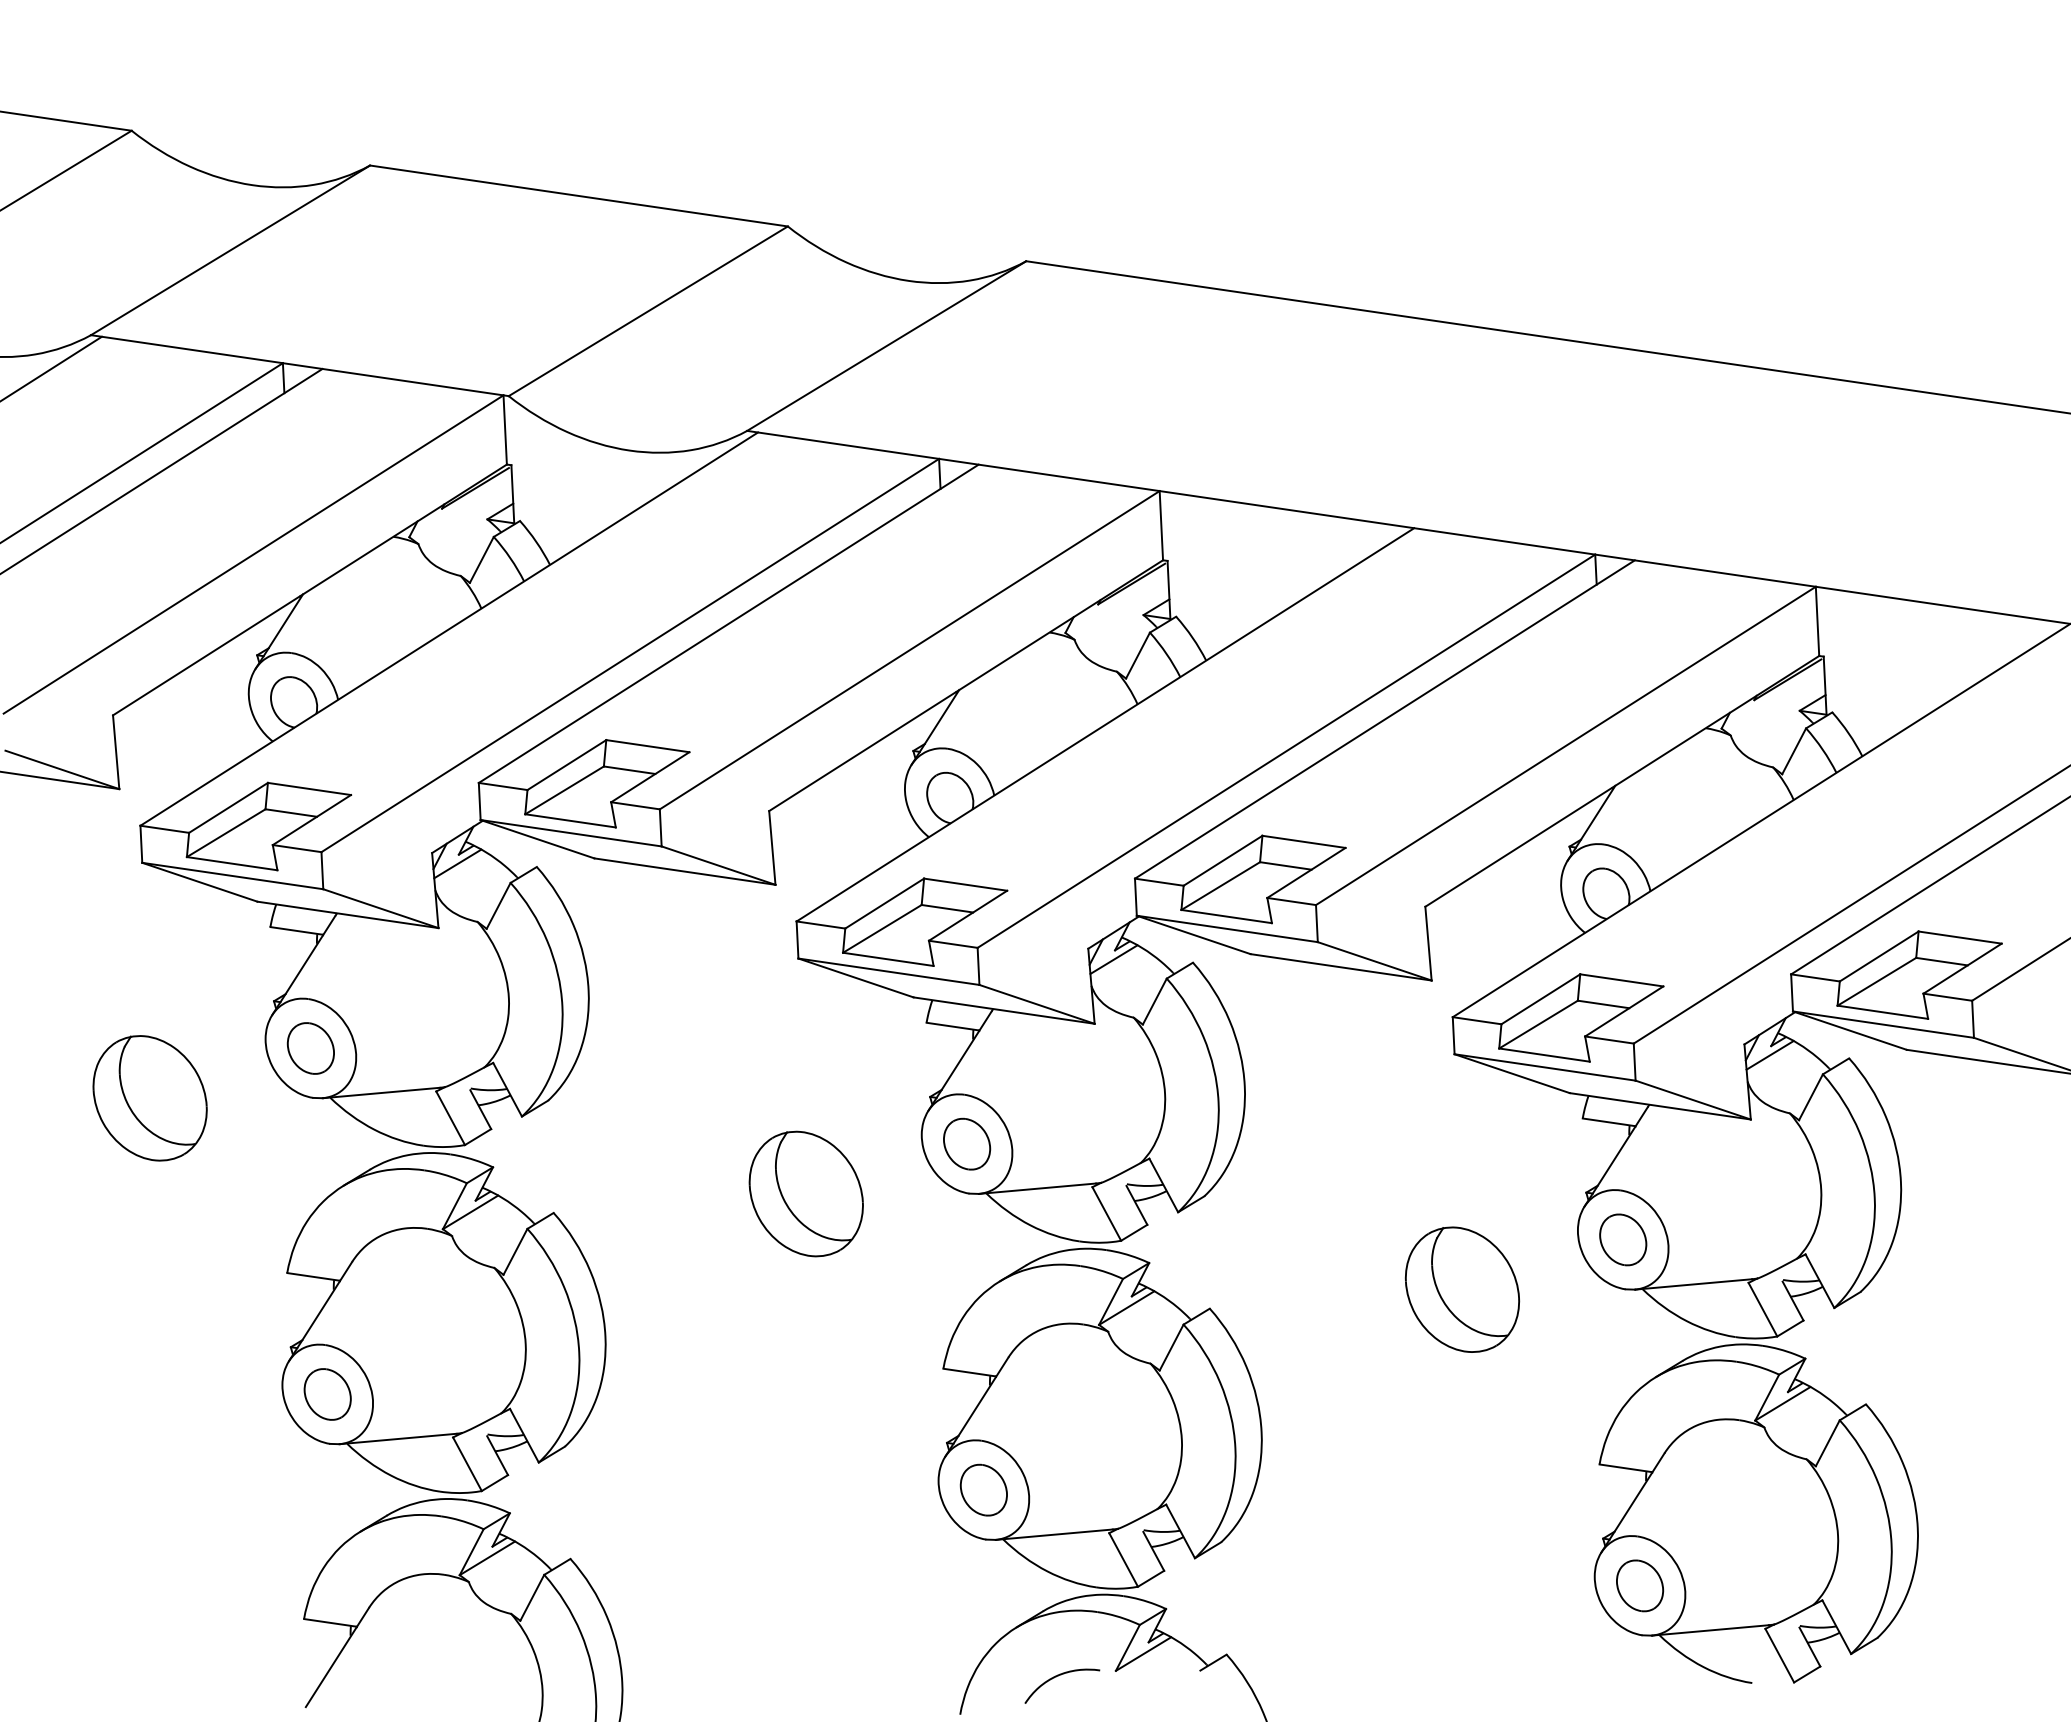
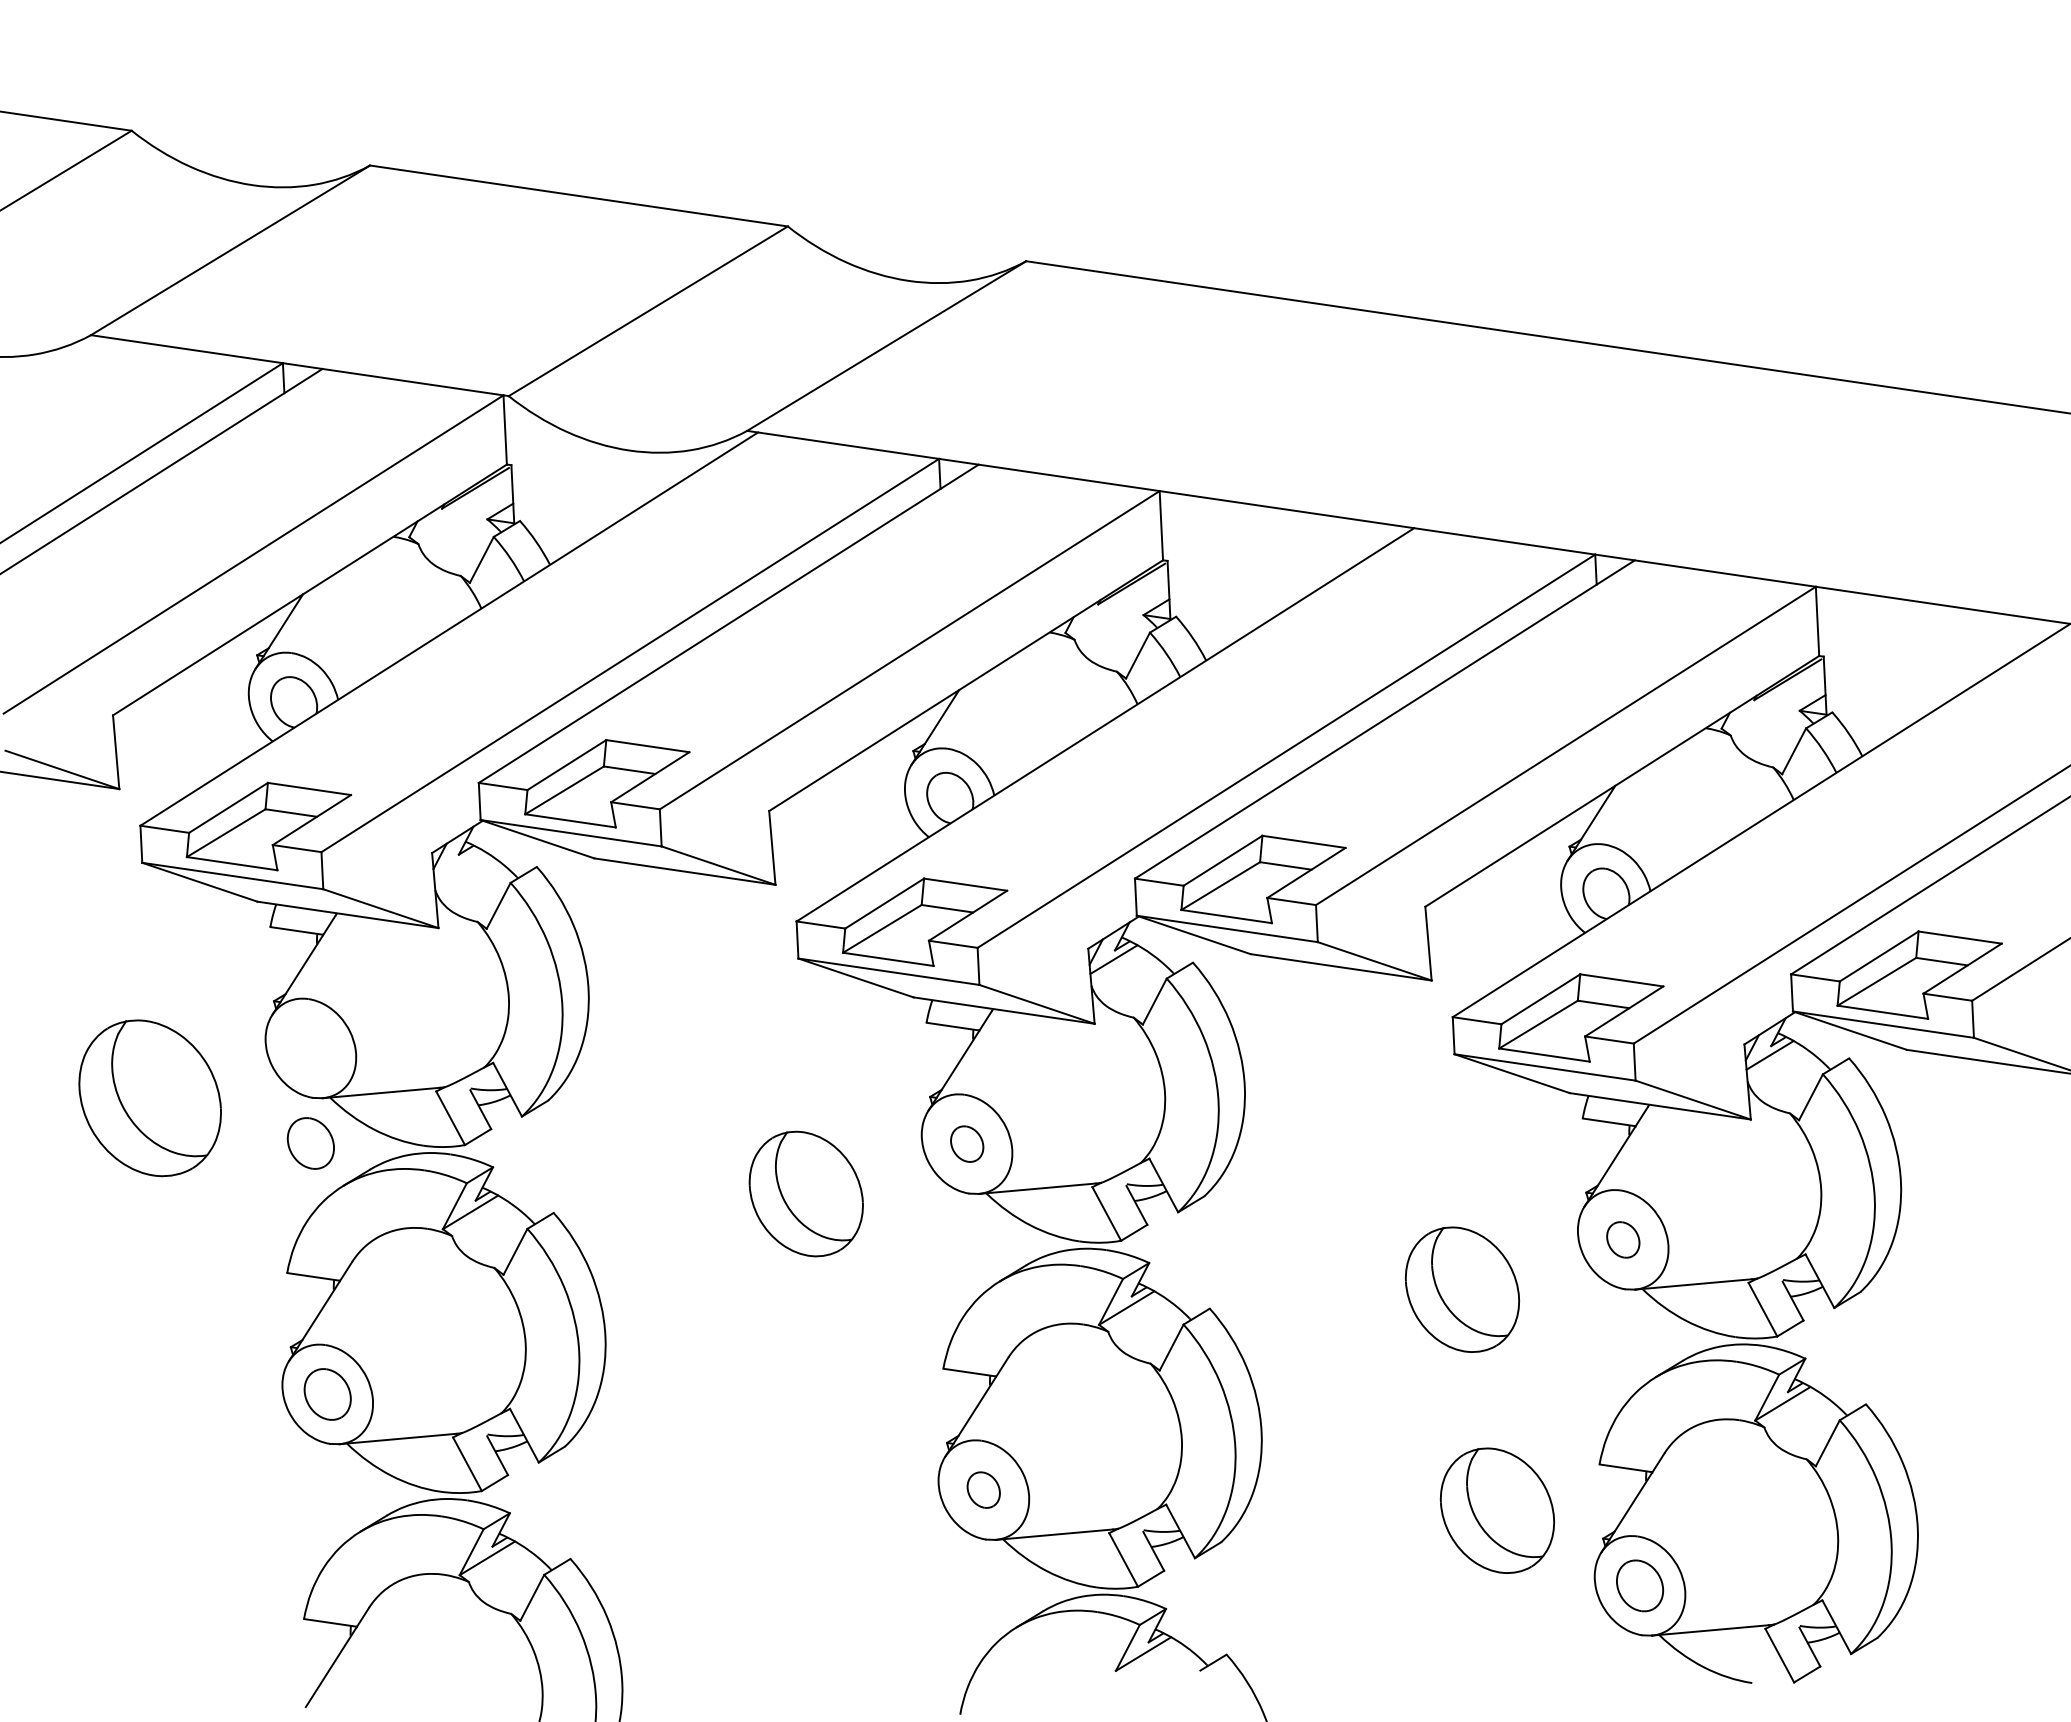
line: present -> none (51, 368)
line: present -> none (457, 863)
part position: (310, 1048) -> (310, 1143) (310, 1143)
part size: 116x127 px -> 144x159 px (149, 1098)
part size: 49x54 px -> 35x38 px (967, 1143)
part size: 49x54 px -> 35x38 px (1623, 1239)
part size: 49x54 px -> 35x38 px (983, 1489)
part: none -> present (1497, 1510)
curve: present -> none (1058, 1676)
